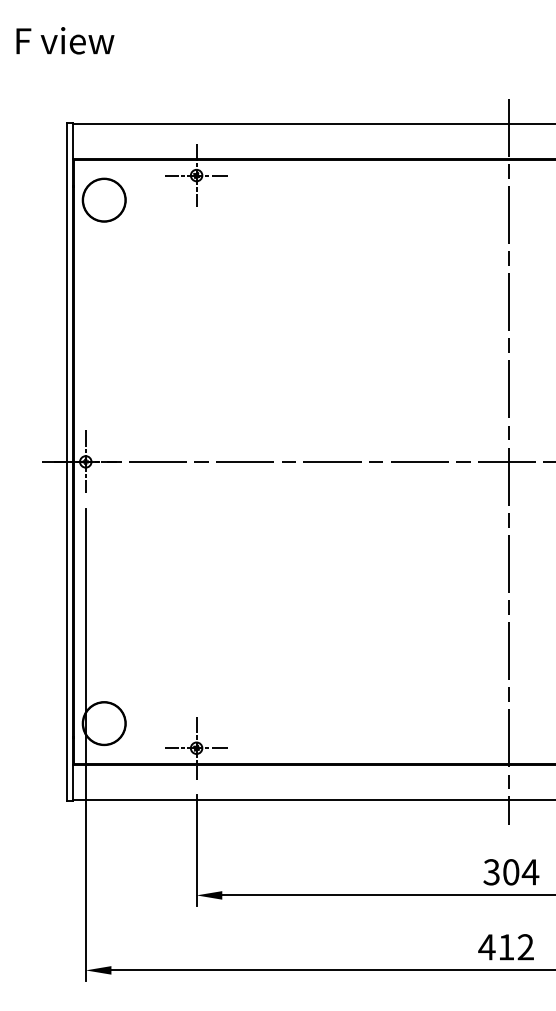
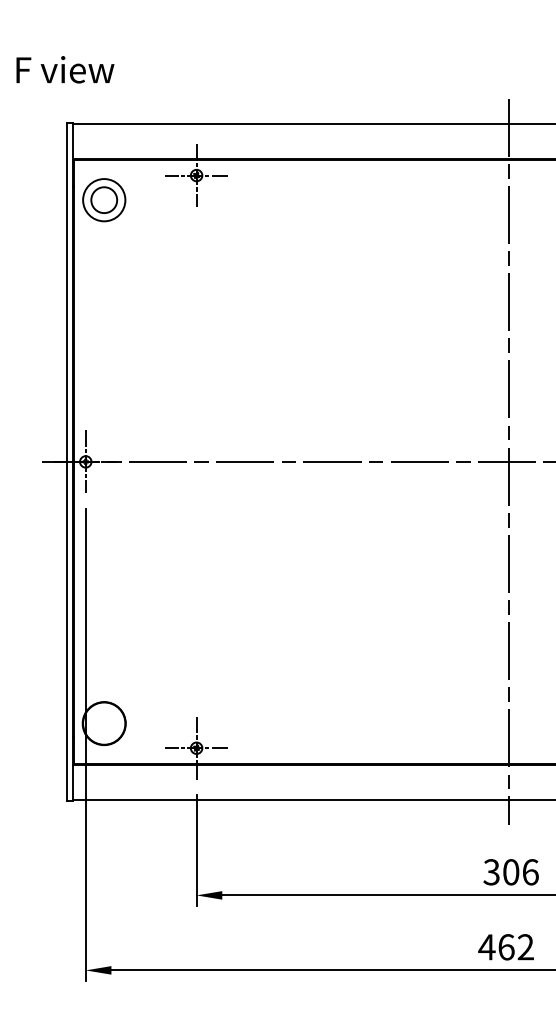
text position: (65, 40) -> (65, 69) (65, 69)
circle diameter: 43 px -> 26 px (104, 200)
text: 304 -> 306 (530, 872)
text: 412 -> 462 (506, 947)
